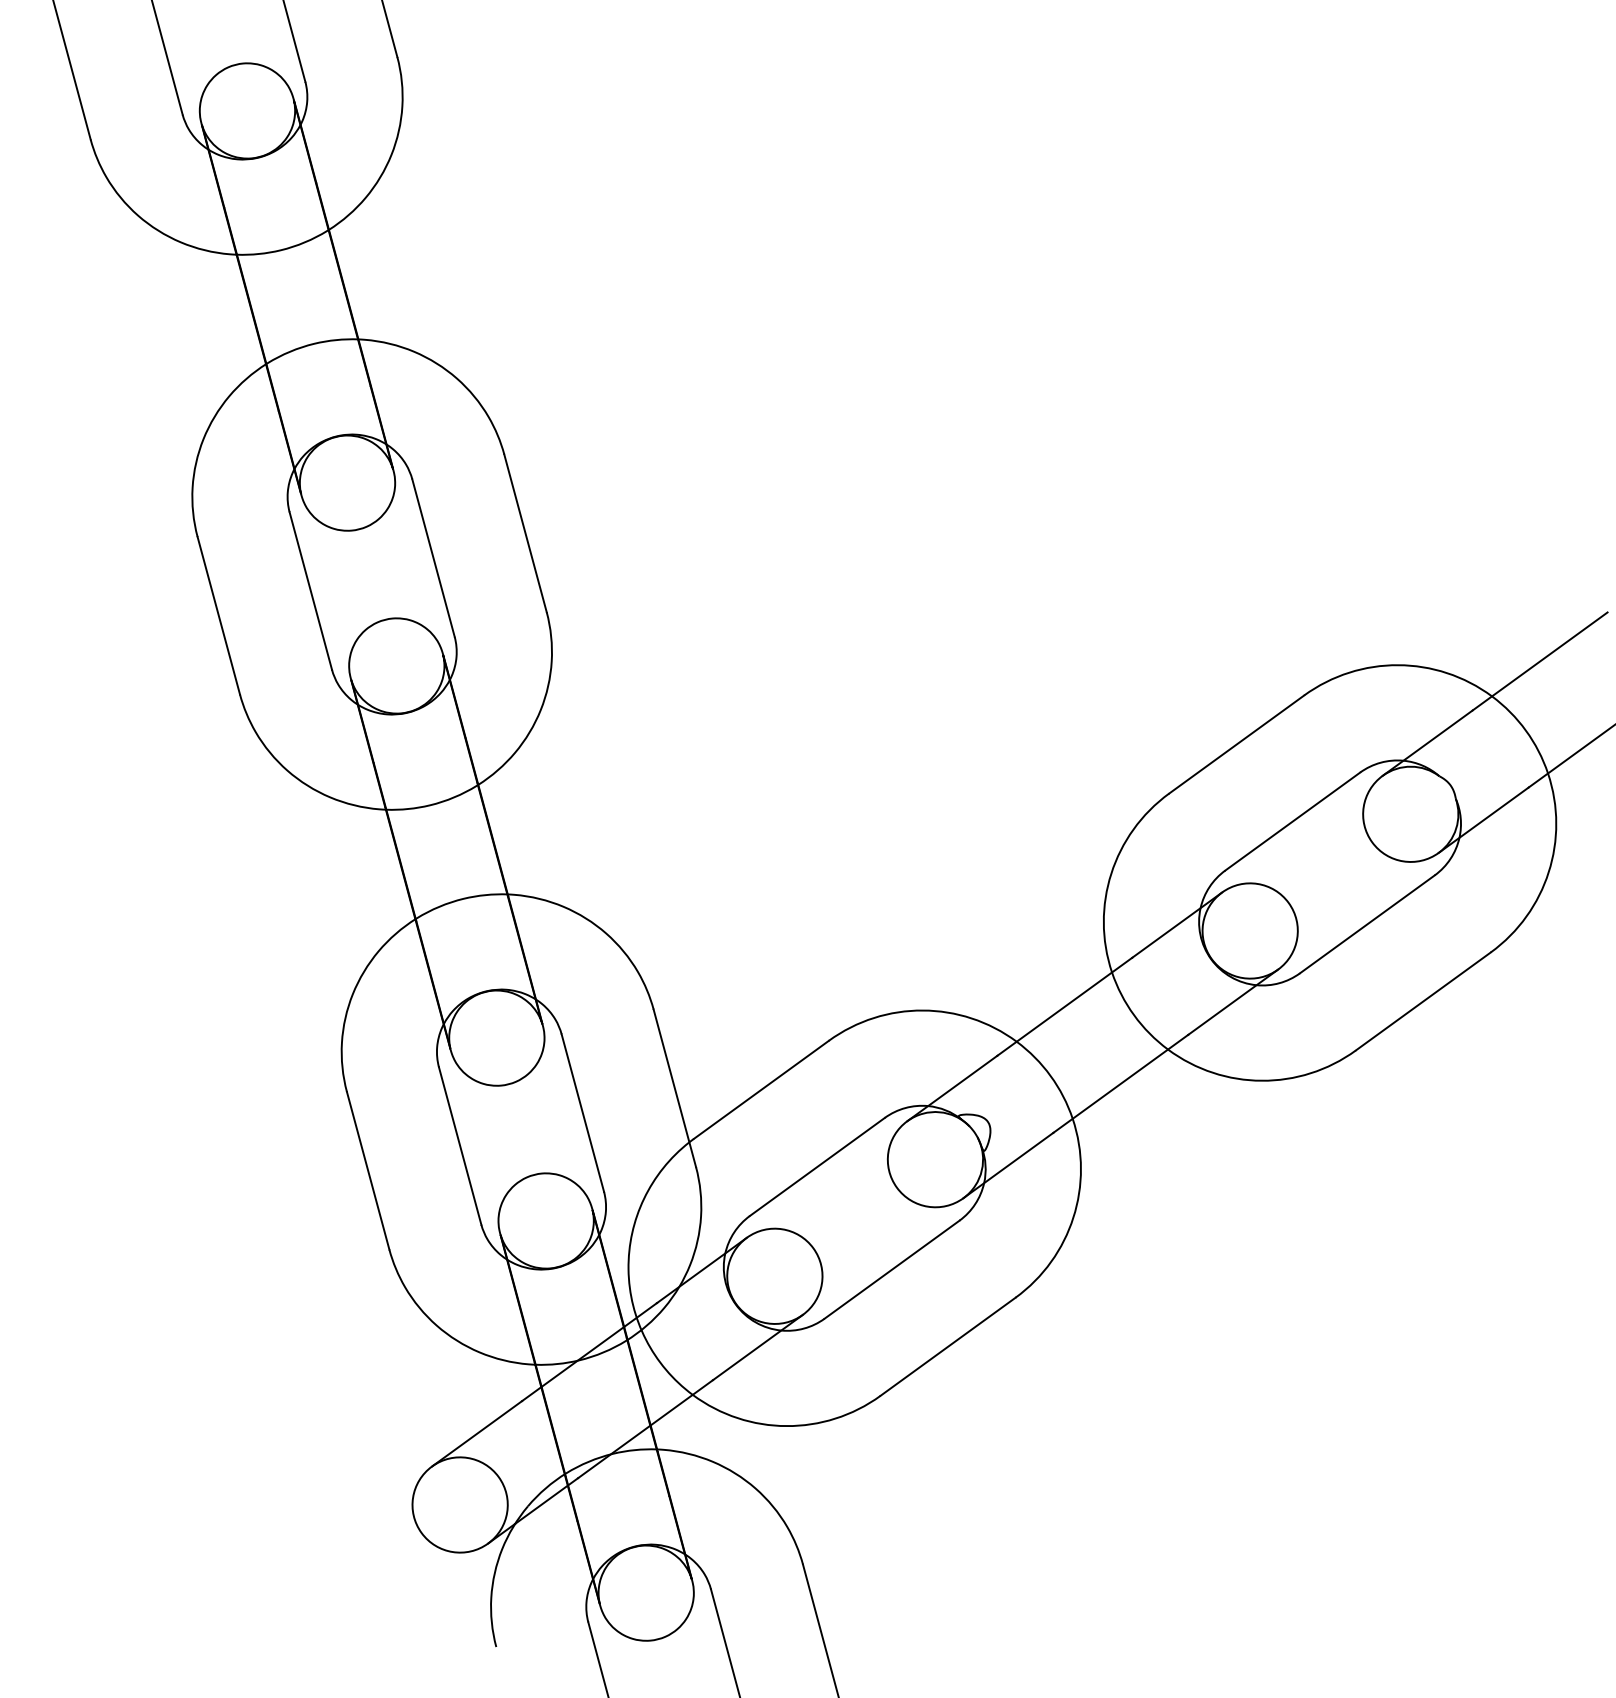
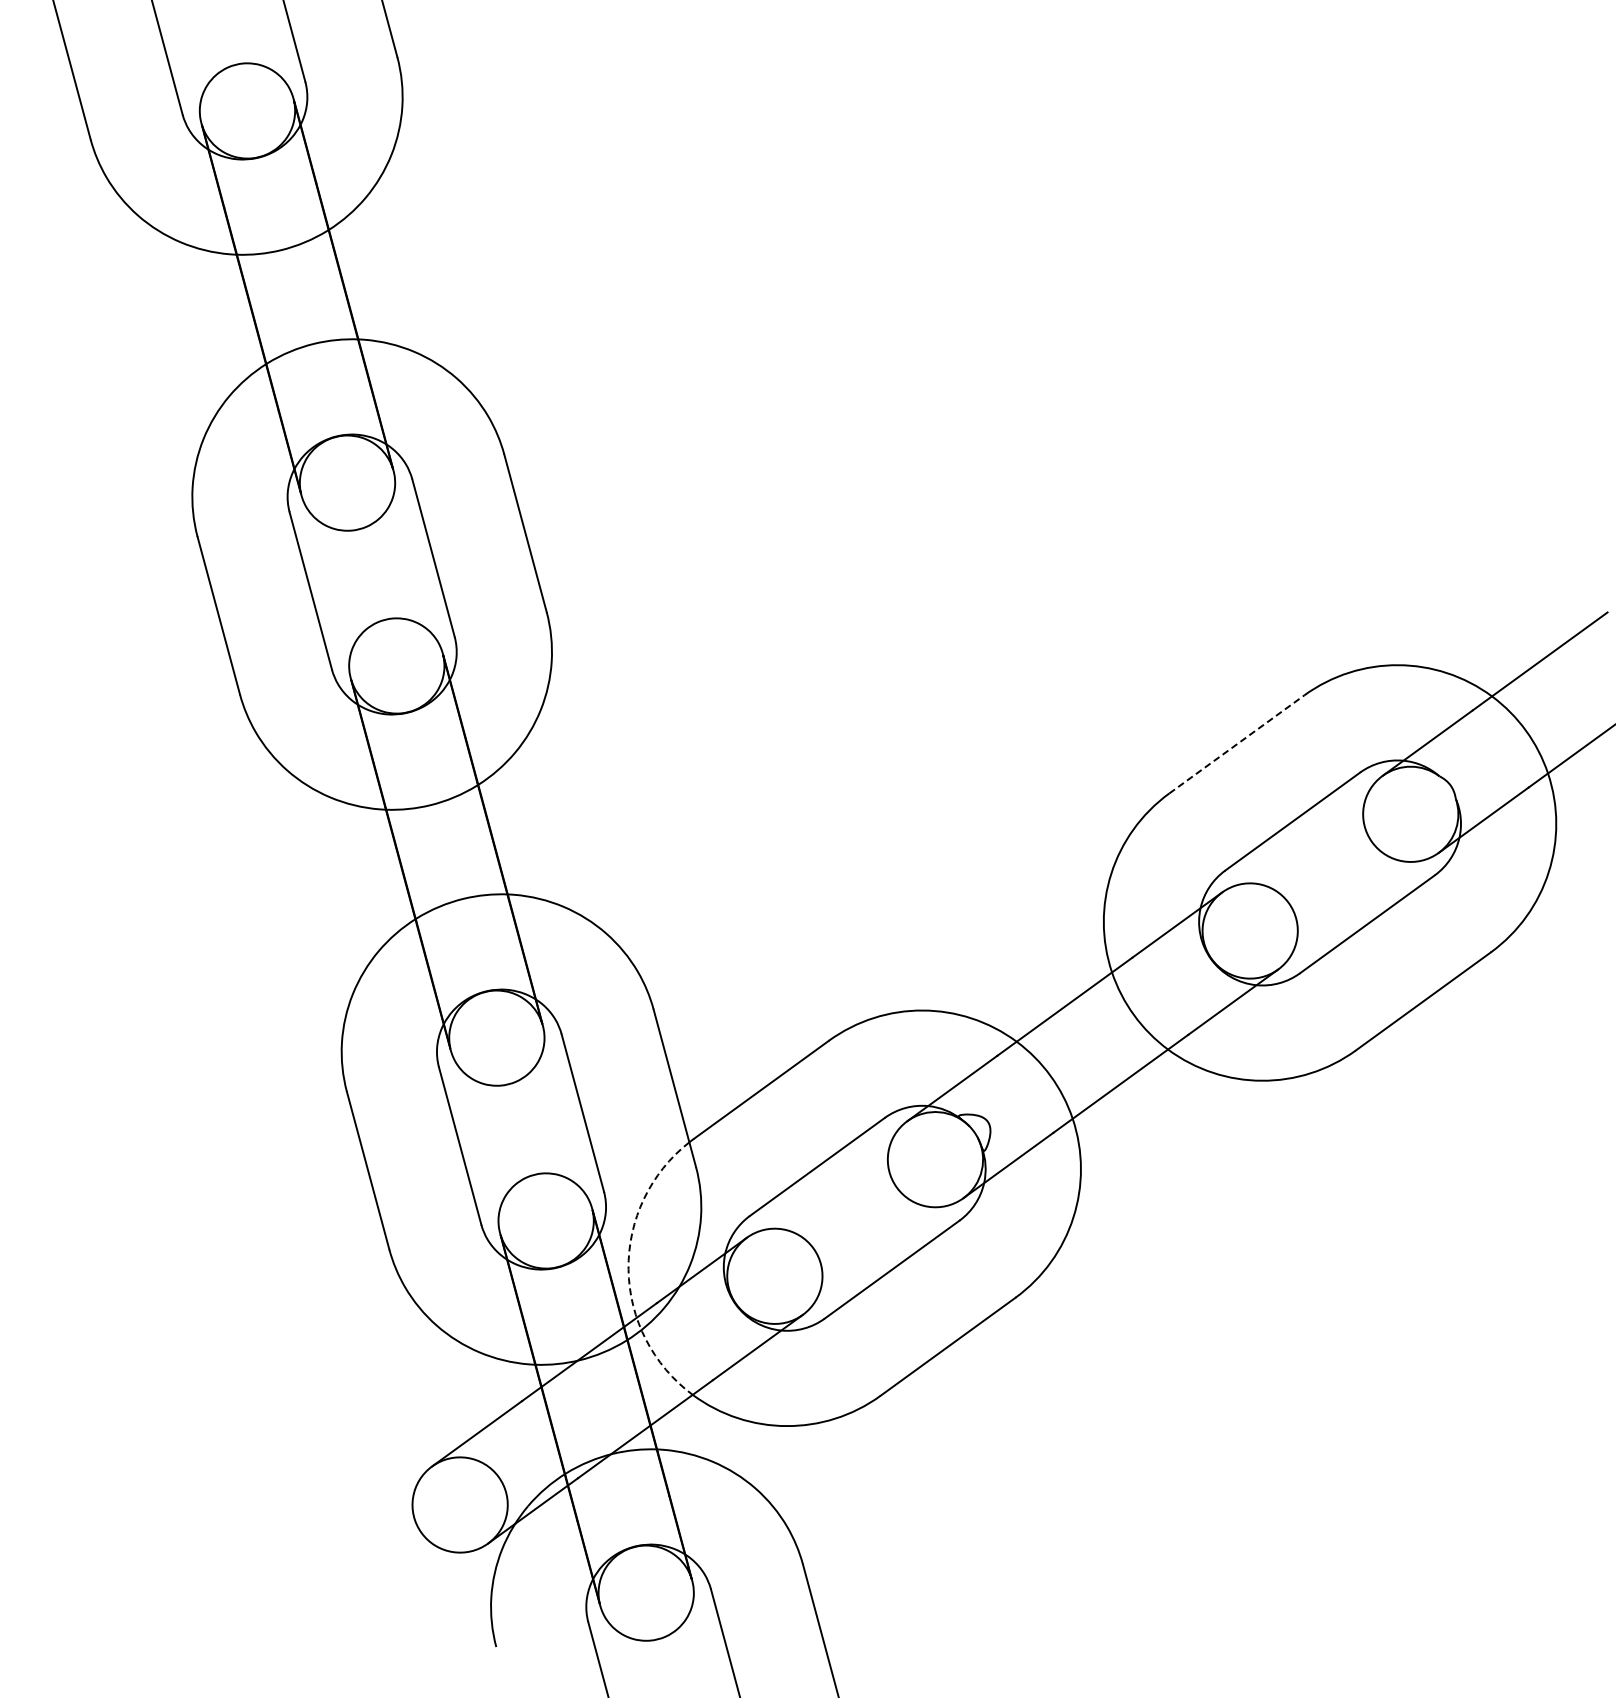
line: solid -> dashed (1237, 744)
arc: solid -> dashed (628, 1269)
